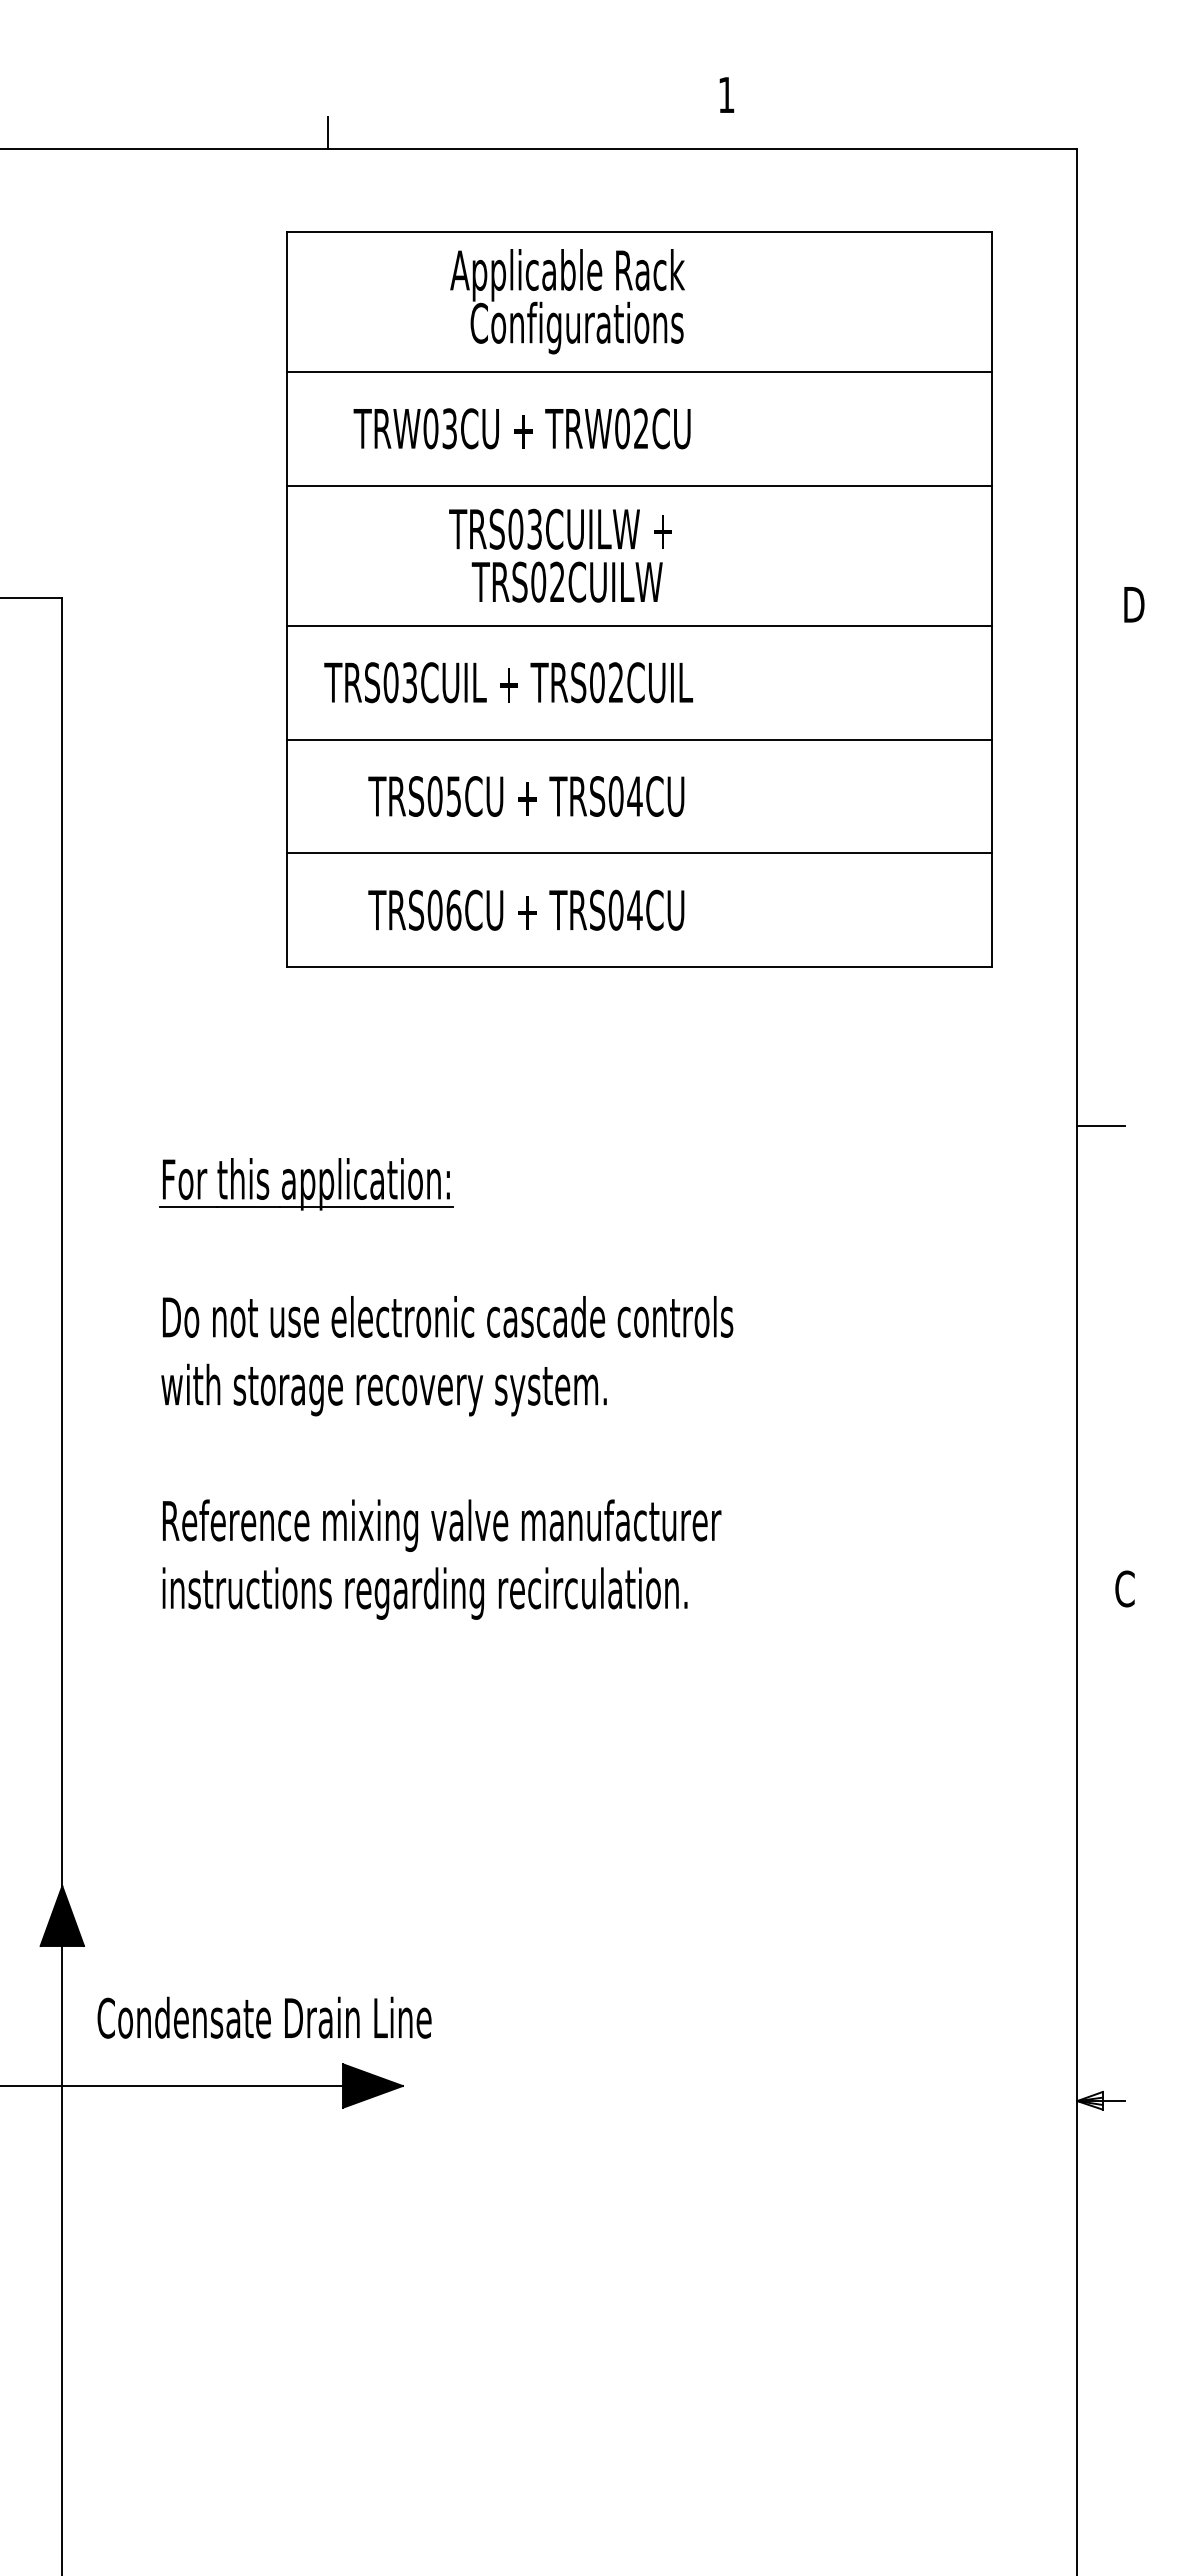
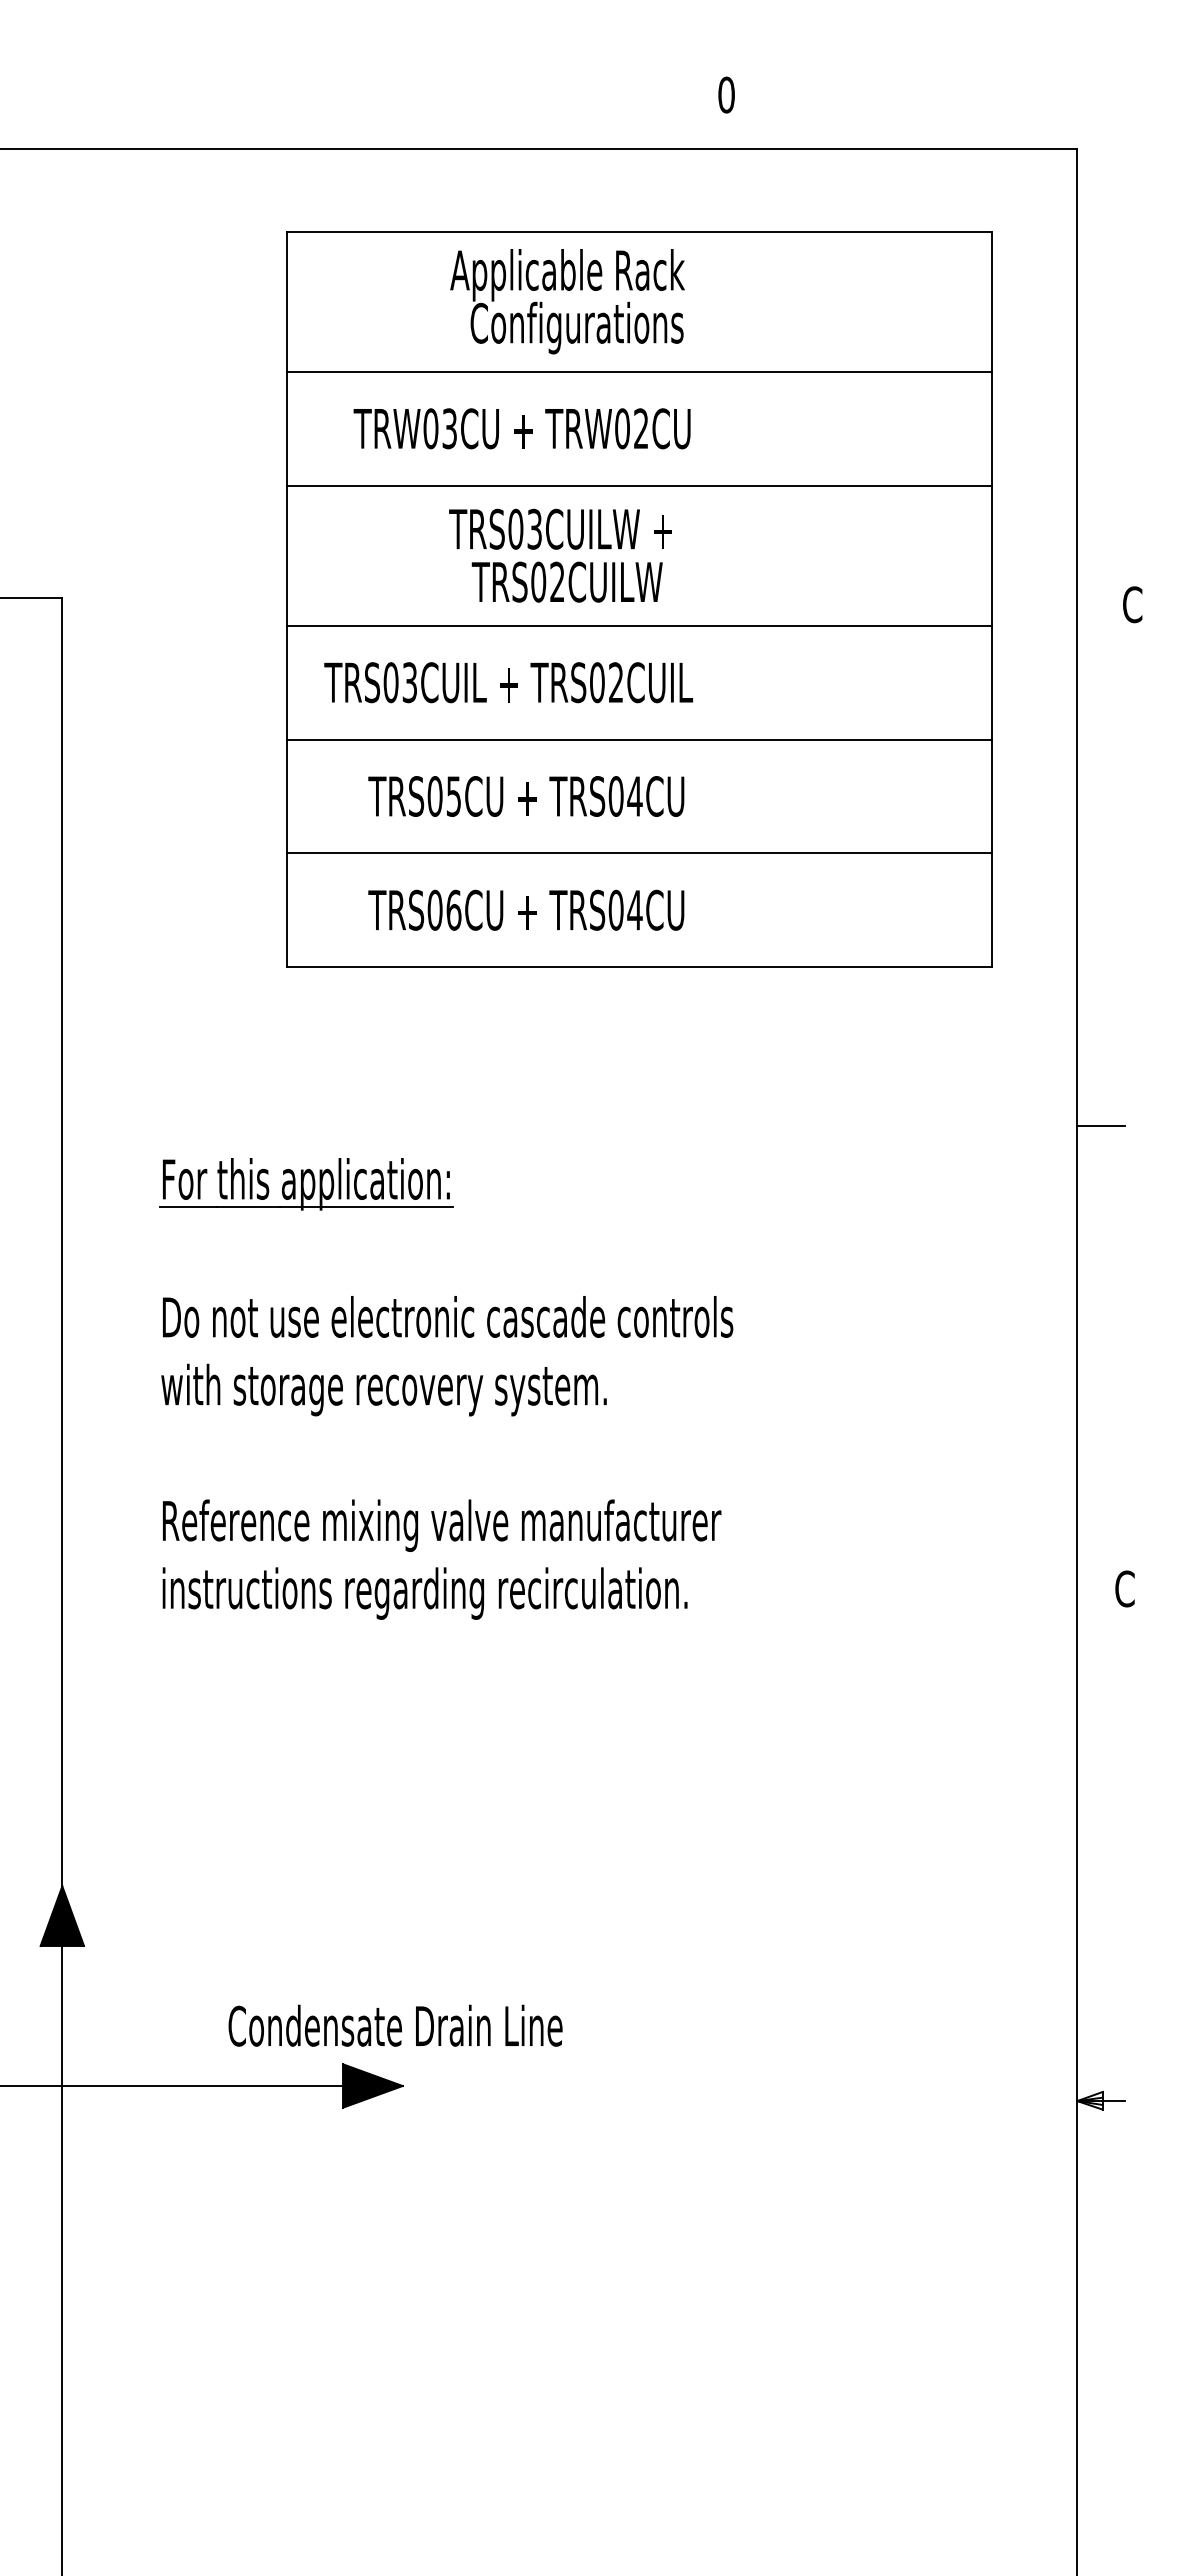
text: 1 -> 0 (726, 94)
line: present -> none (327, 132)
text: D -> C (1133, 604)
text position: (264, 2017) -> (395, 2025) (395, 2025)
